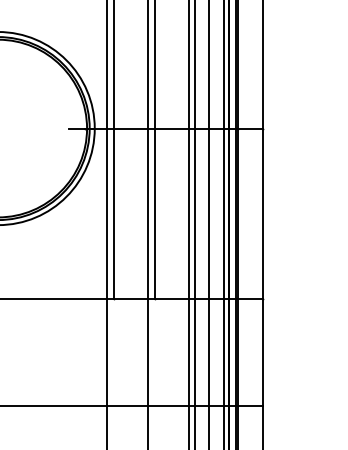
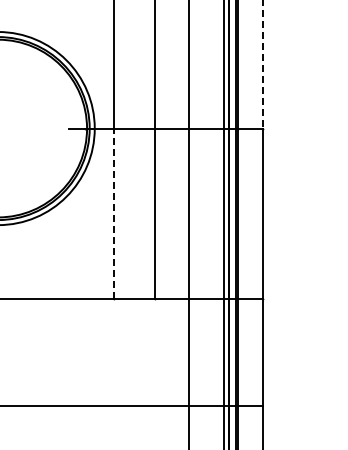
line: solid -> dashed (263, 64)
line: solid -> dashed (113, 213)
line: present -> none (107, 224)
line: present -> none (147, 224)
line: present -> none (195, 224)
line: present -> none (209, 224)
